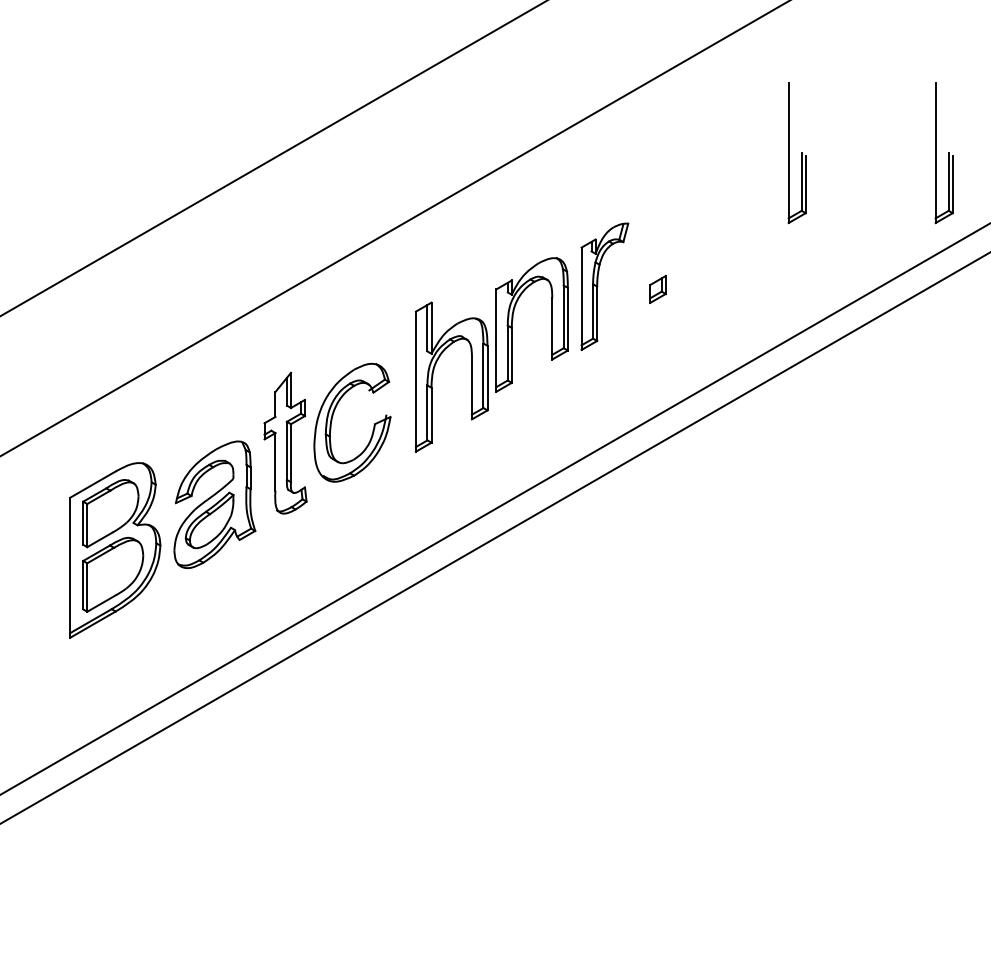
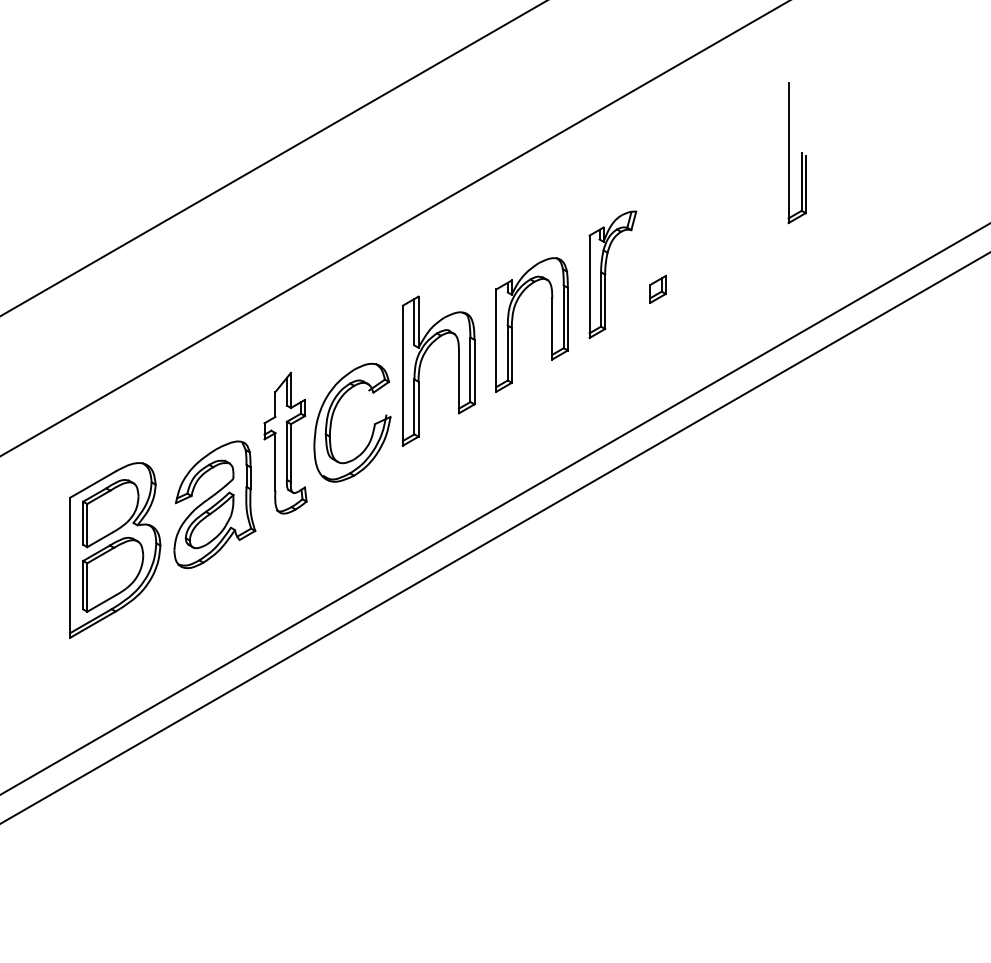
part: present -> none (943, 153)
part position: (604, 286) -> (612, 274) (612, 274)
part position: (433, 376) -> (420, 370) (420, 370)
